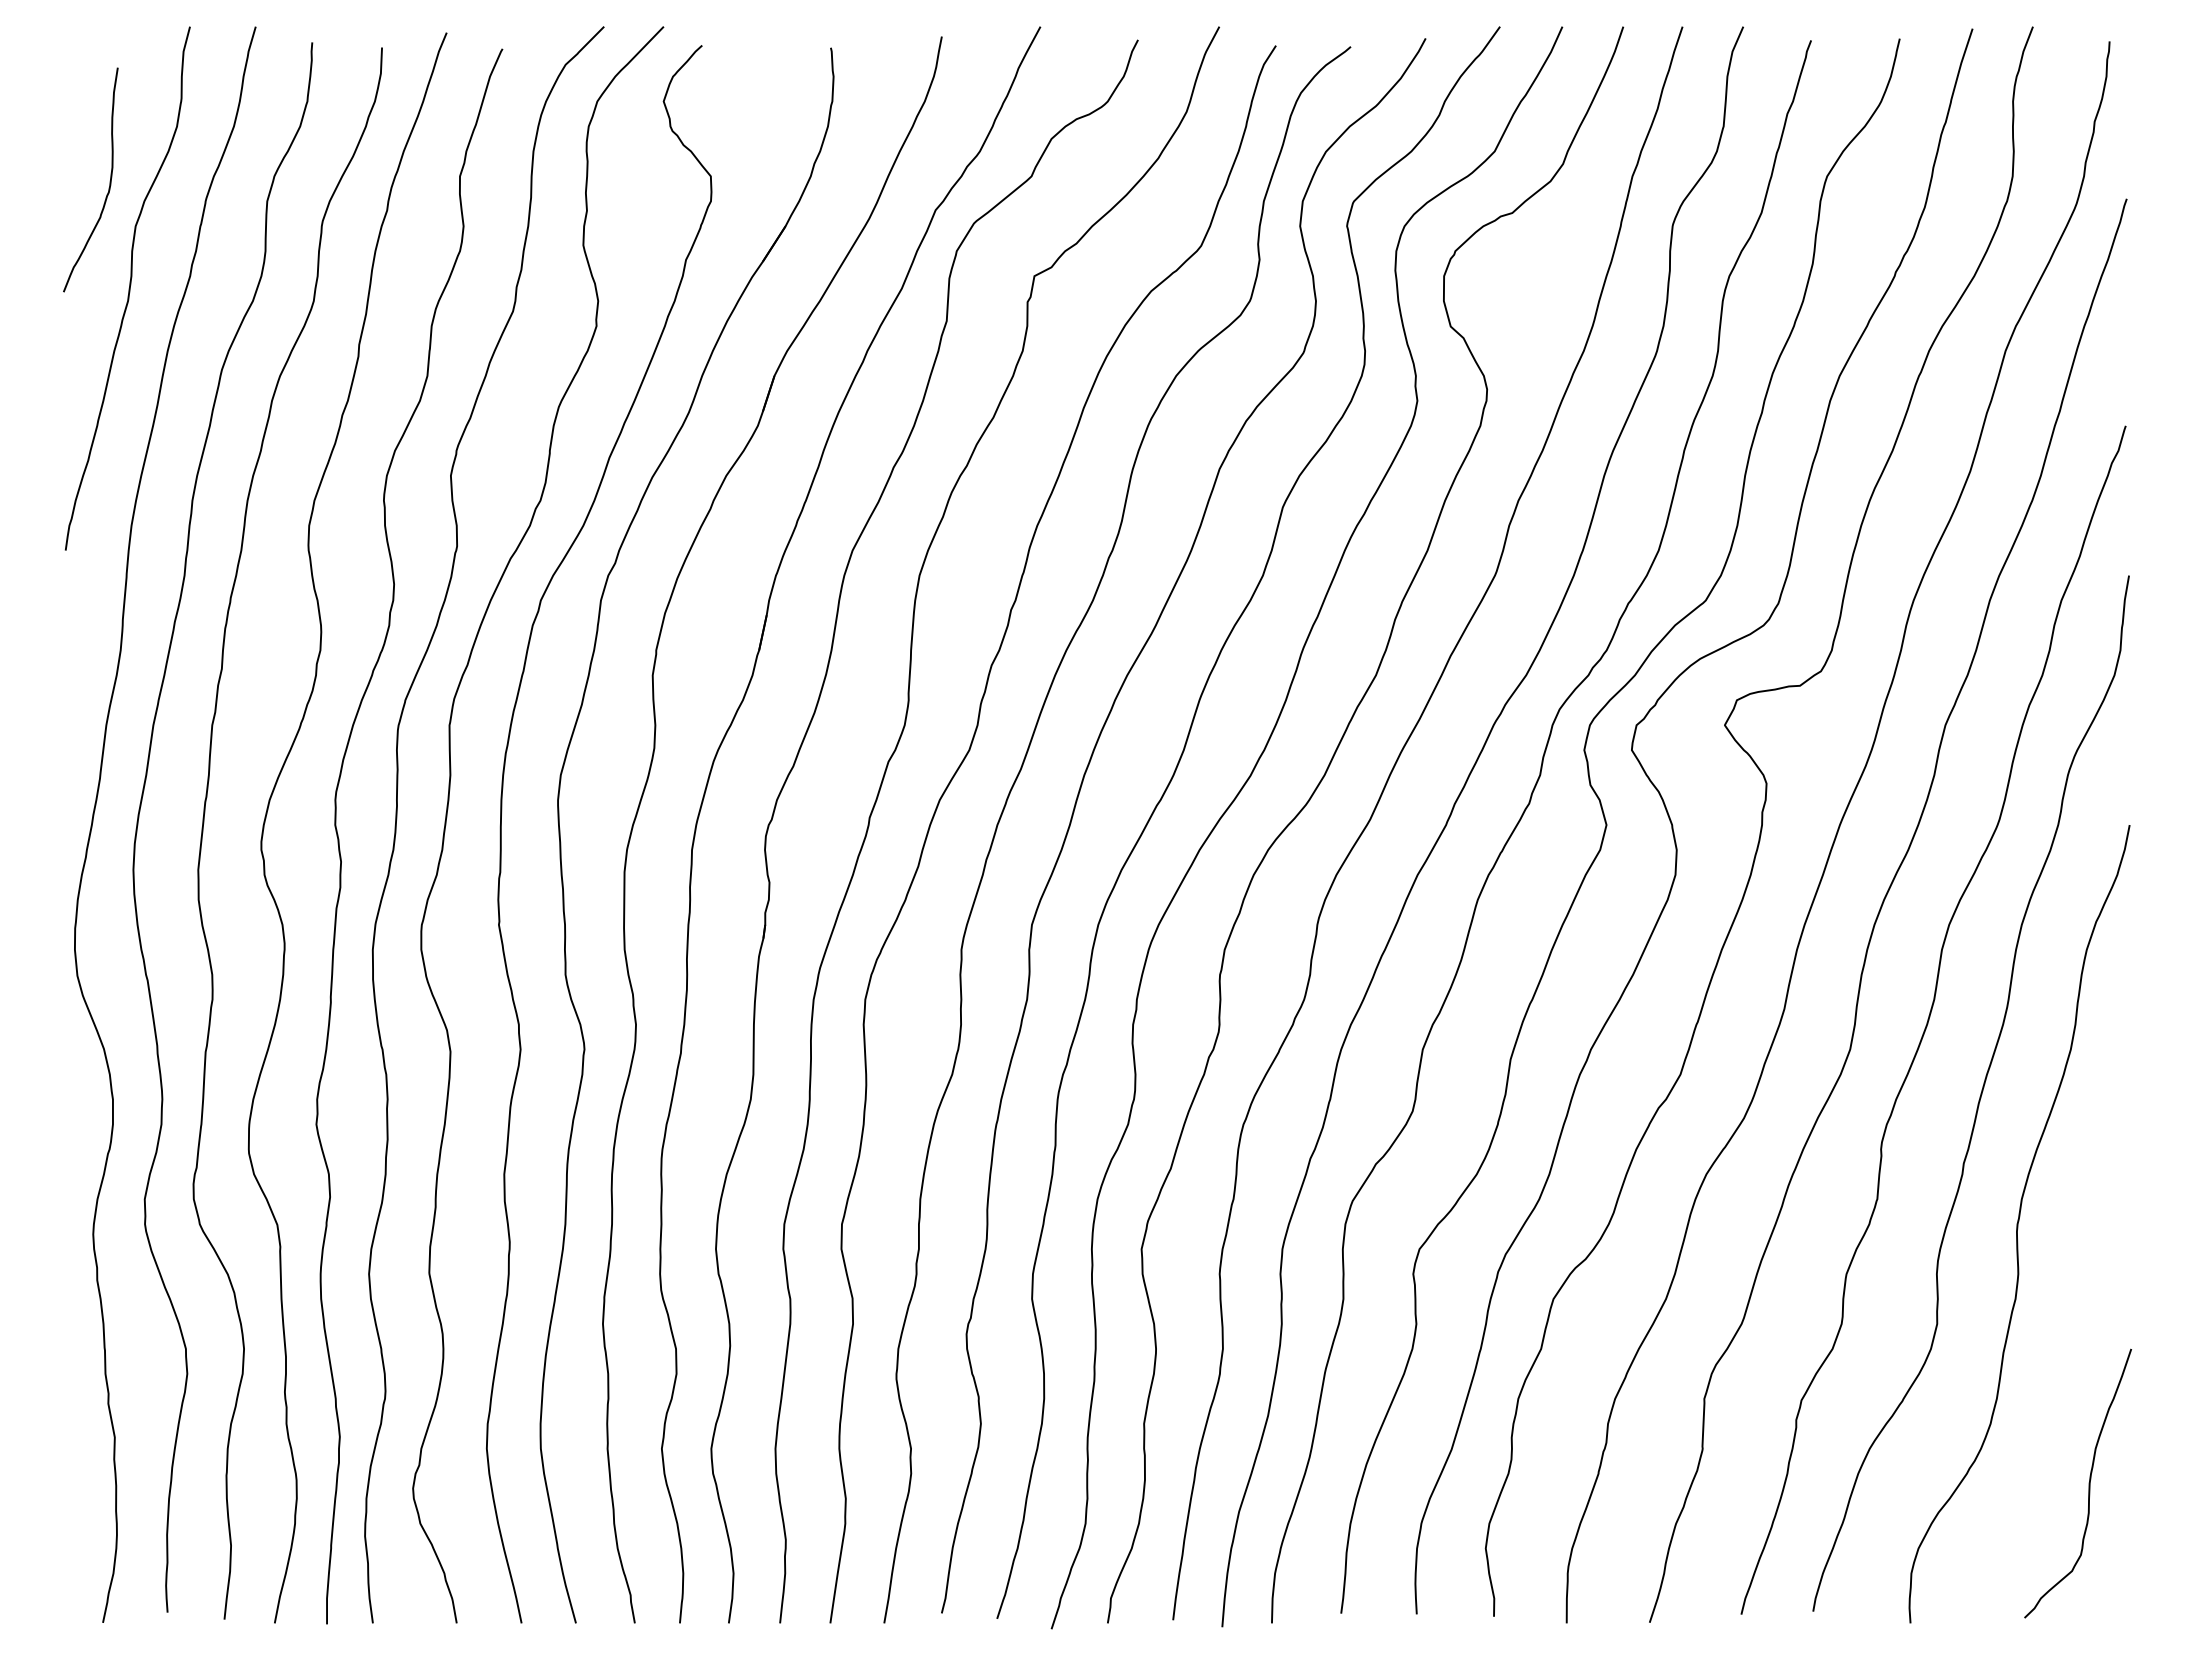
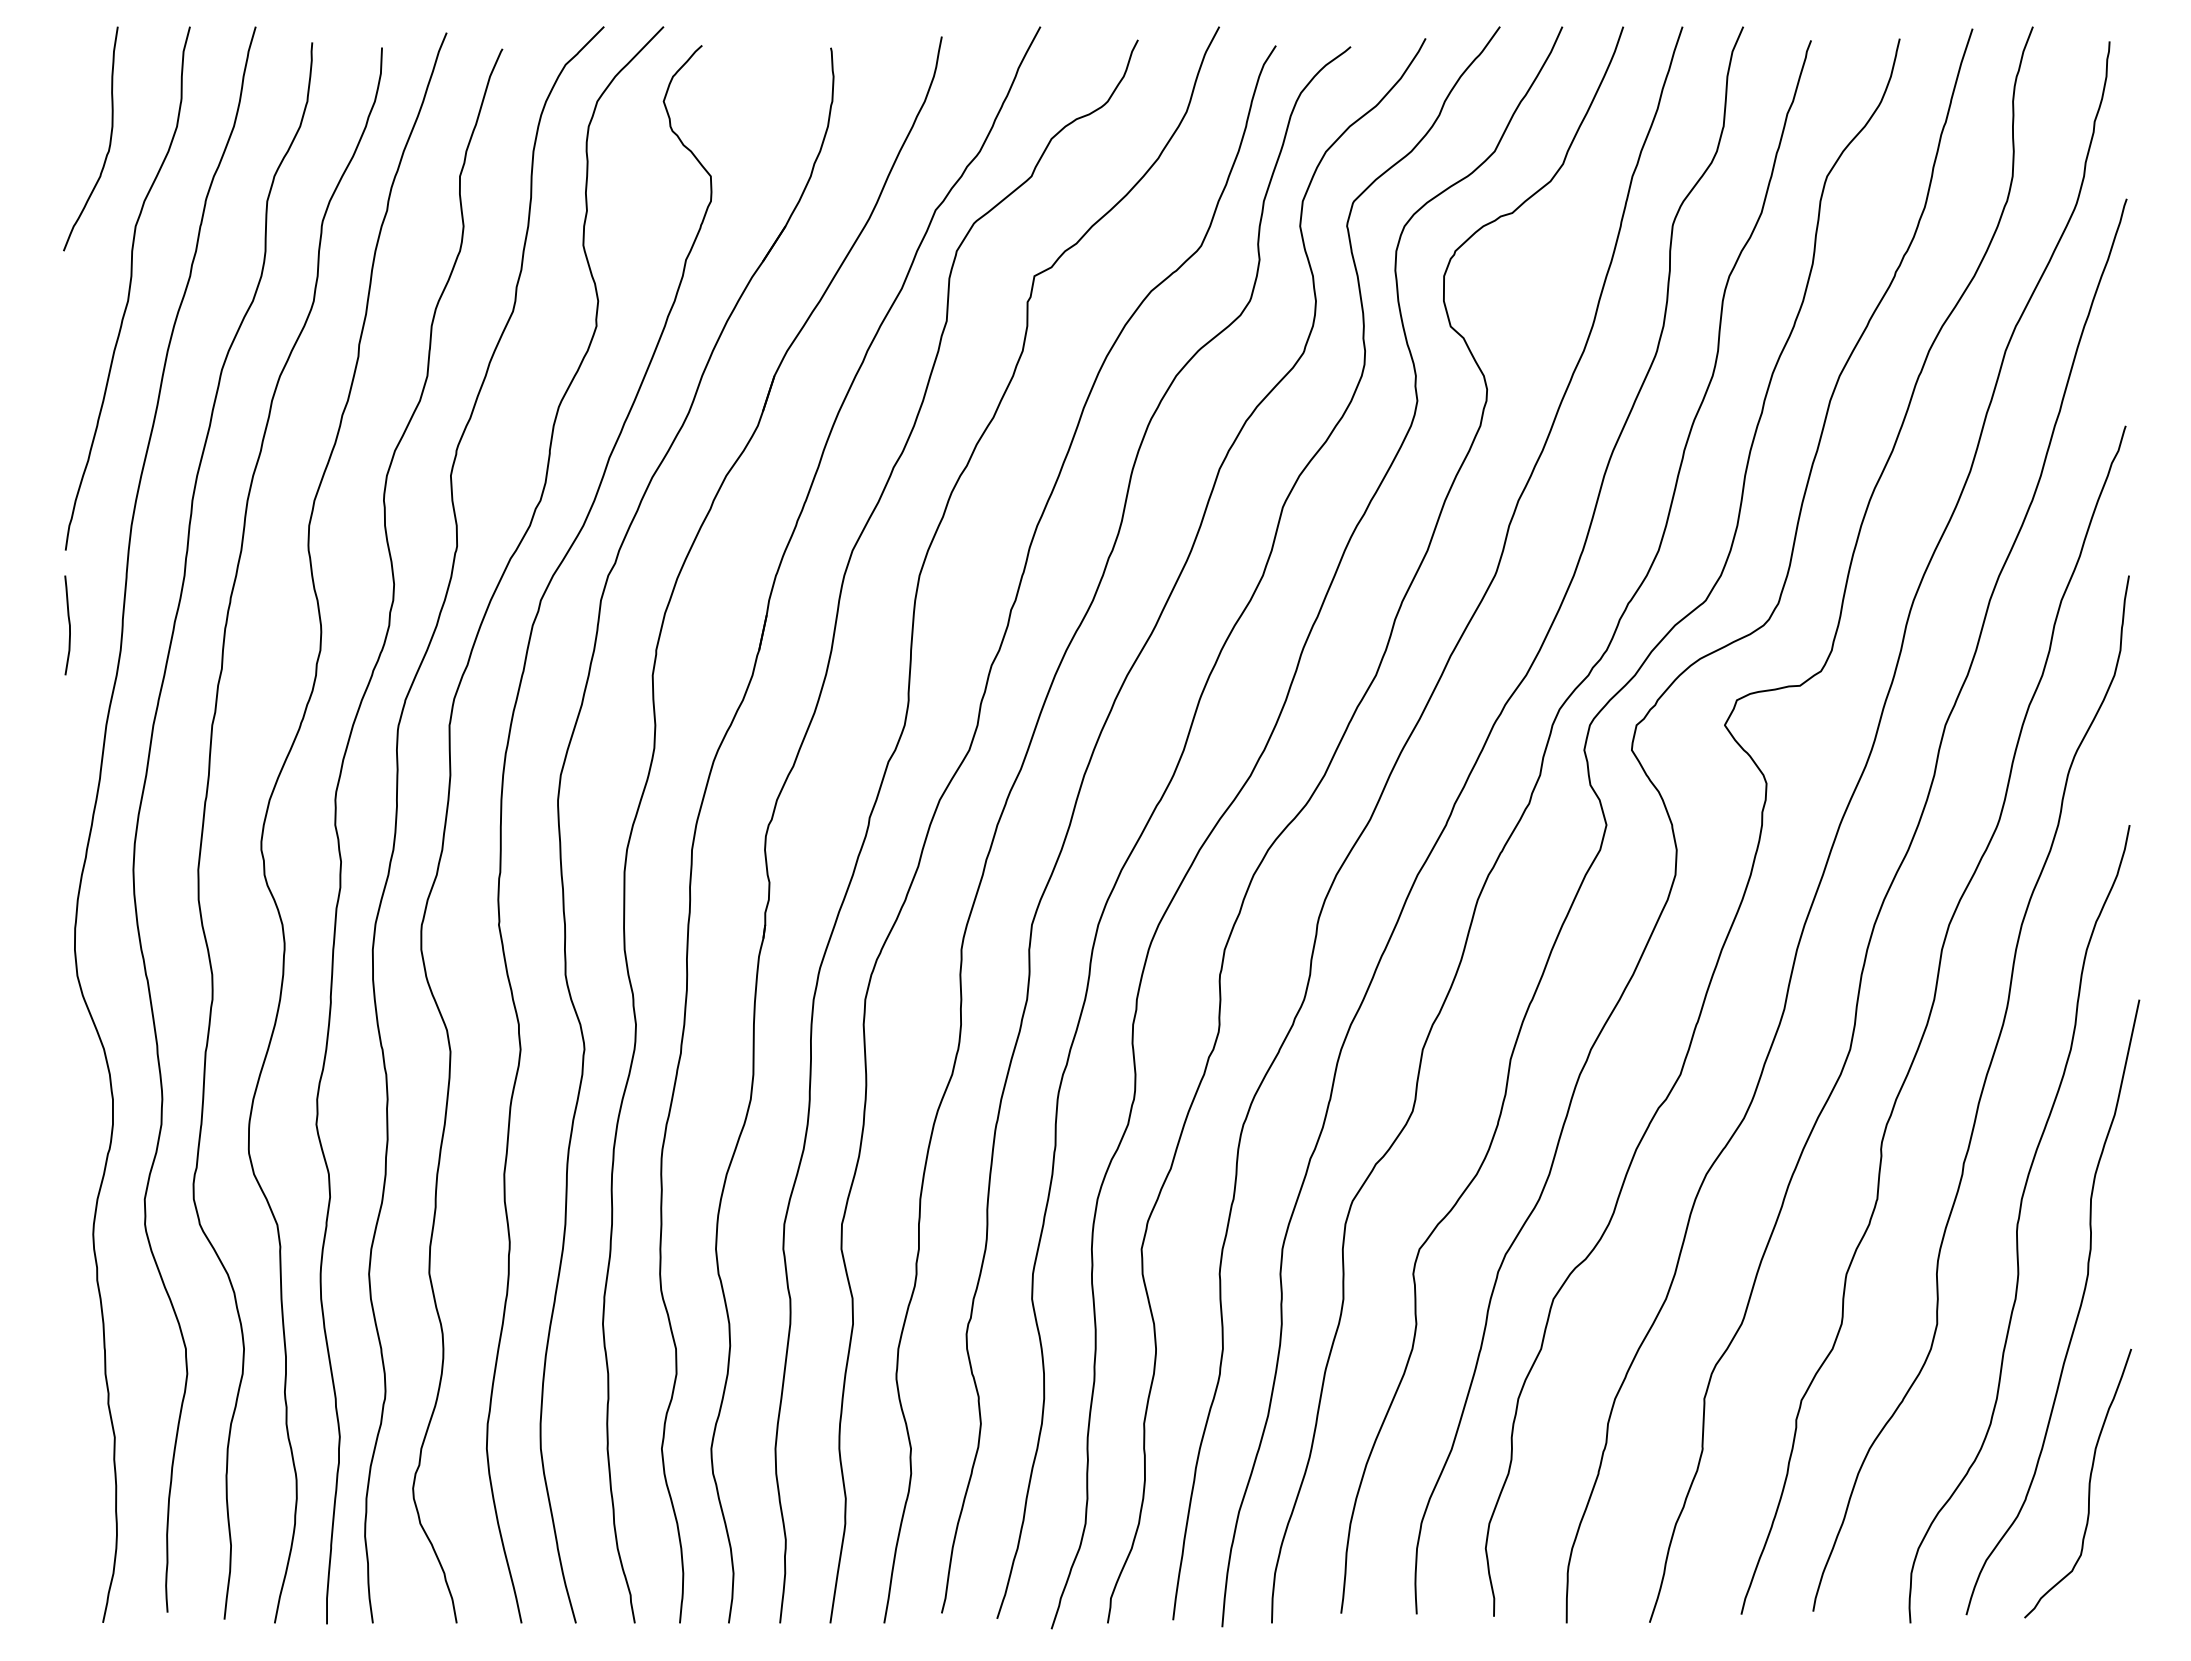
curve position: (109, 181) -> (109, 140) (109, 140)
curve: none -> present (68, 624)
curve: none -> present (2076, 1316)
